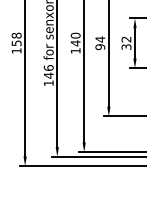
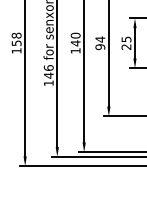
text: 32 -> 25 (126, 42)
